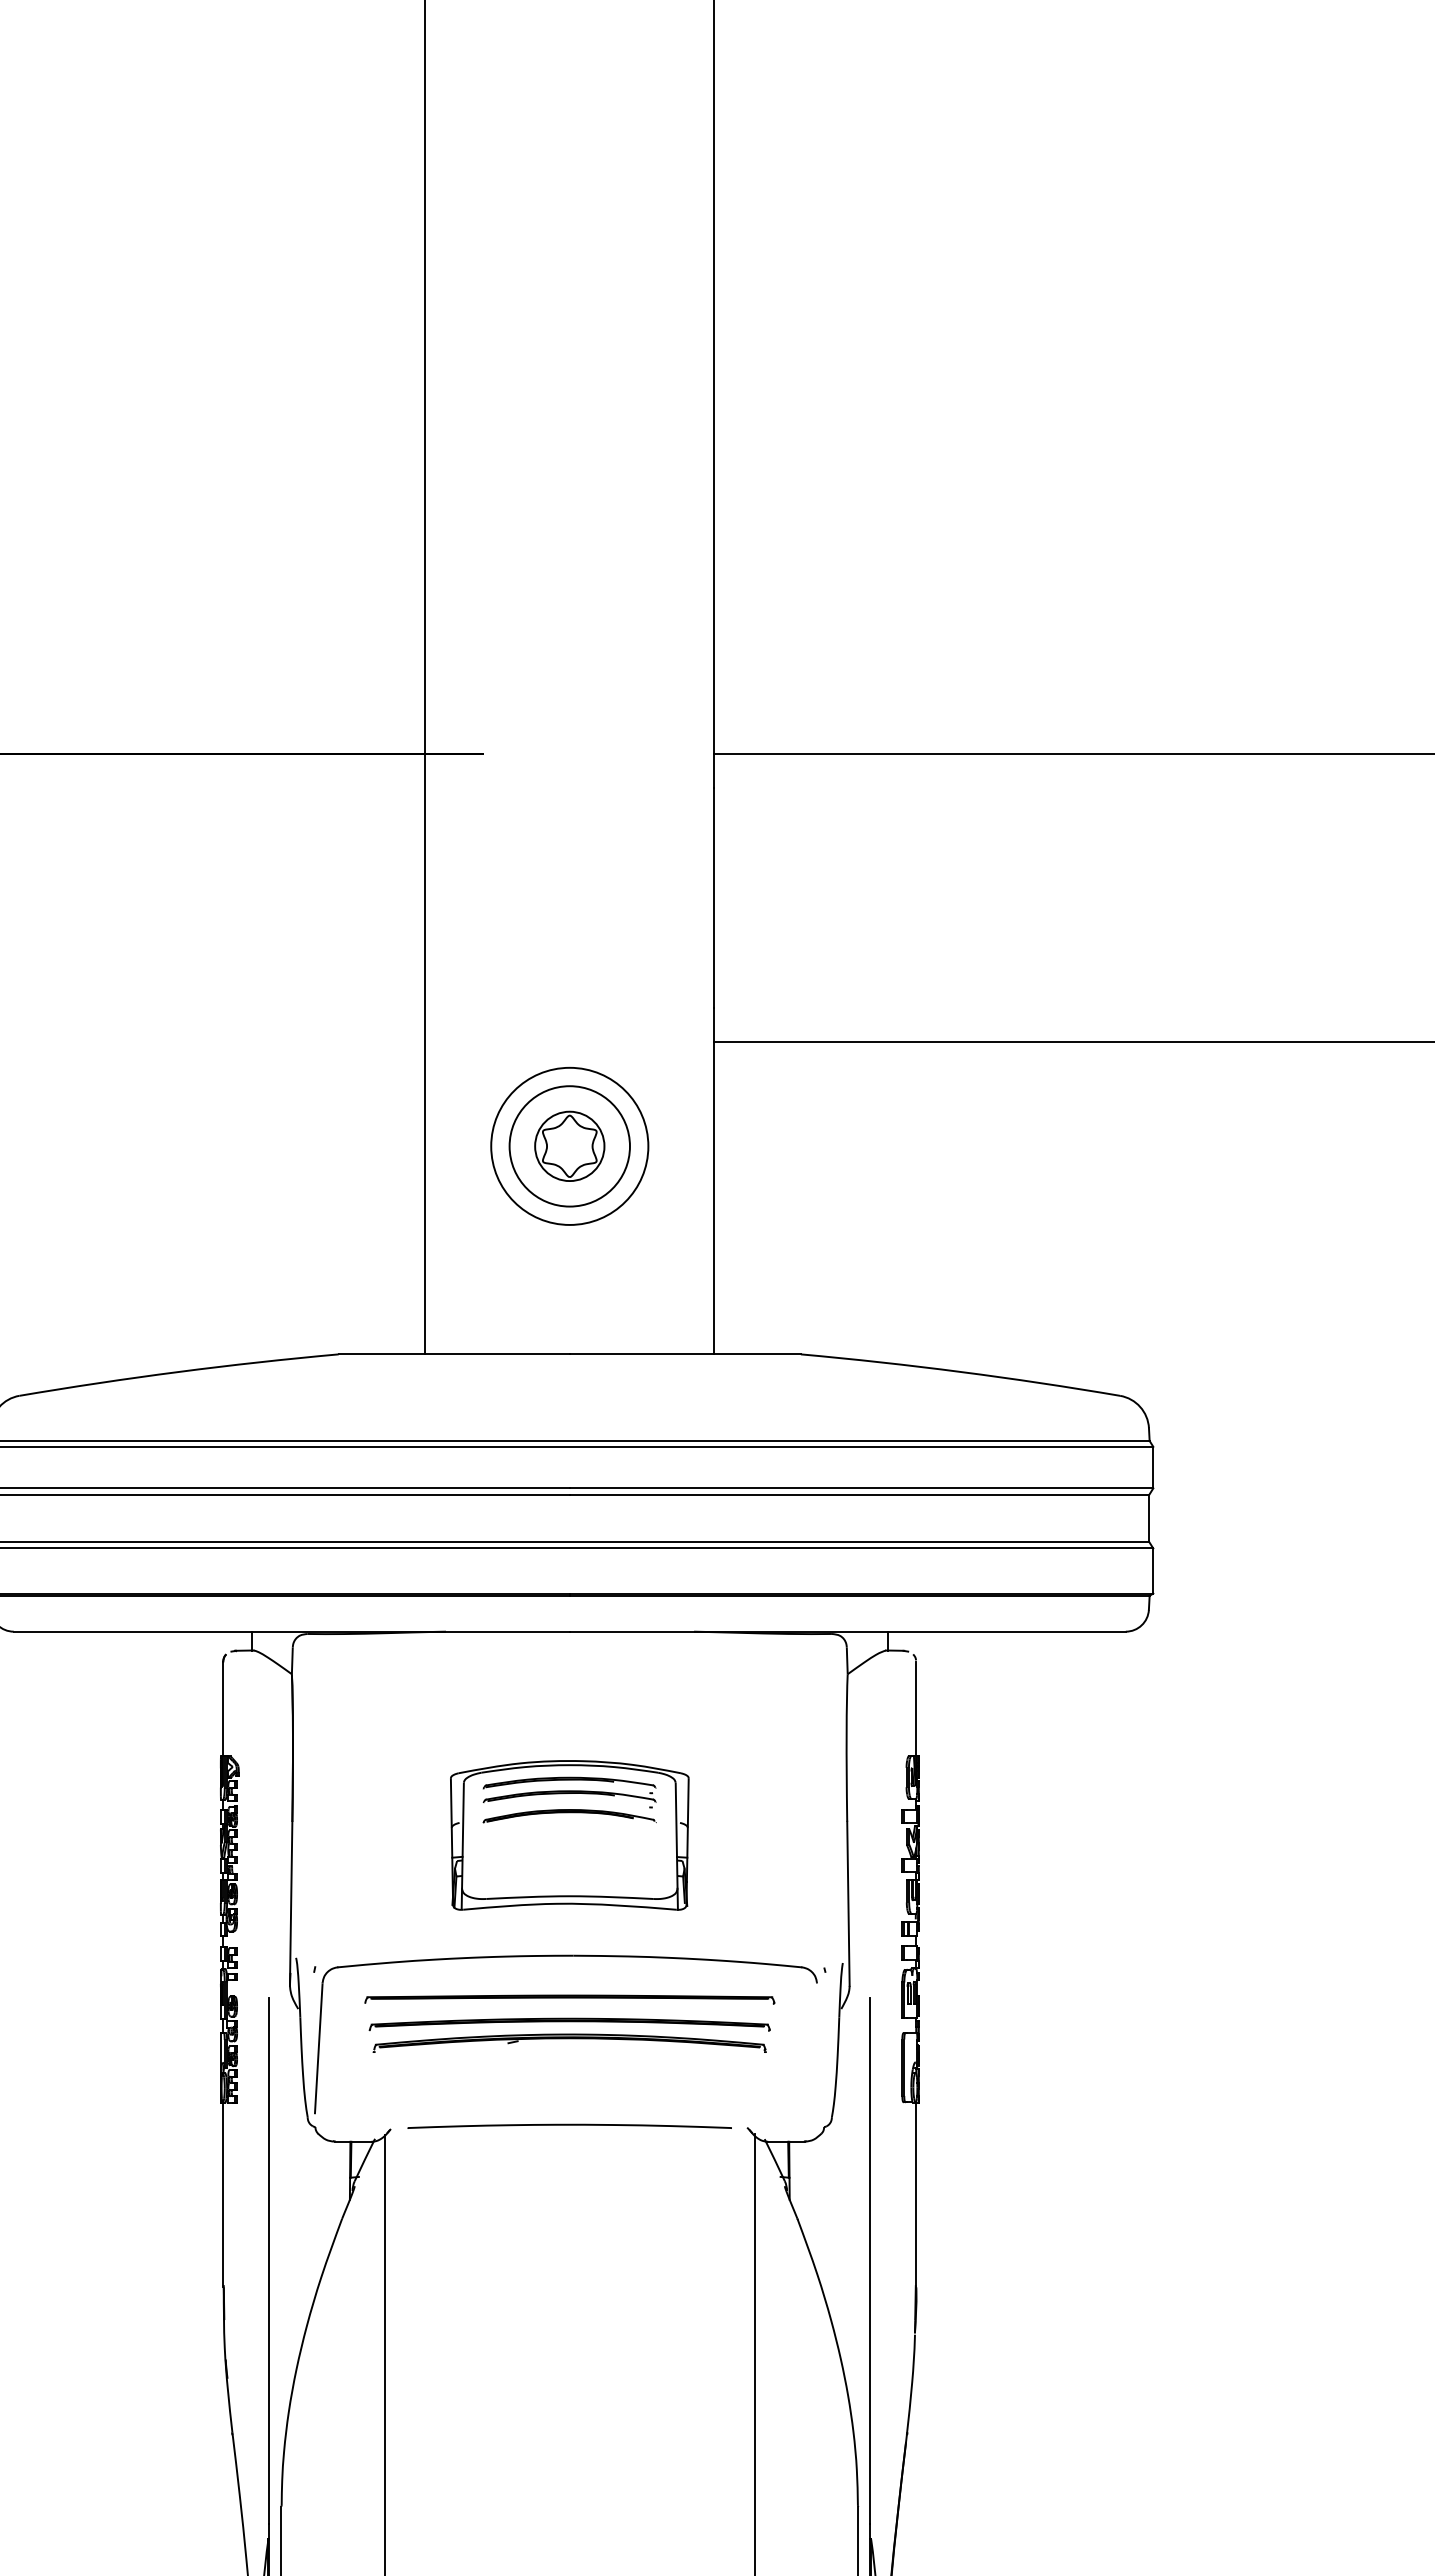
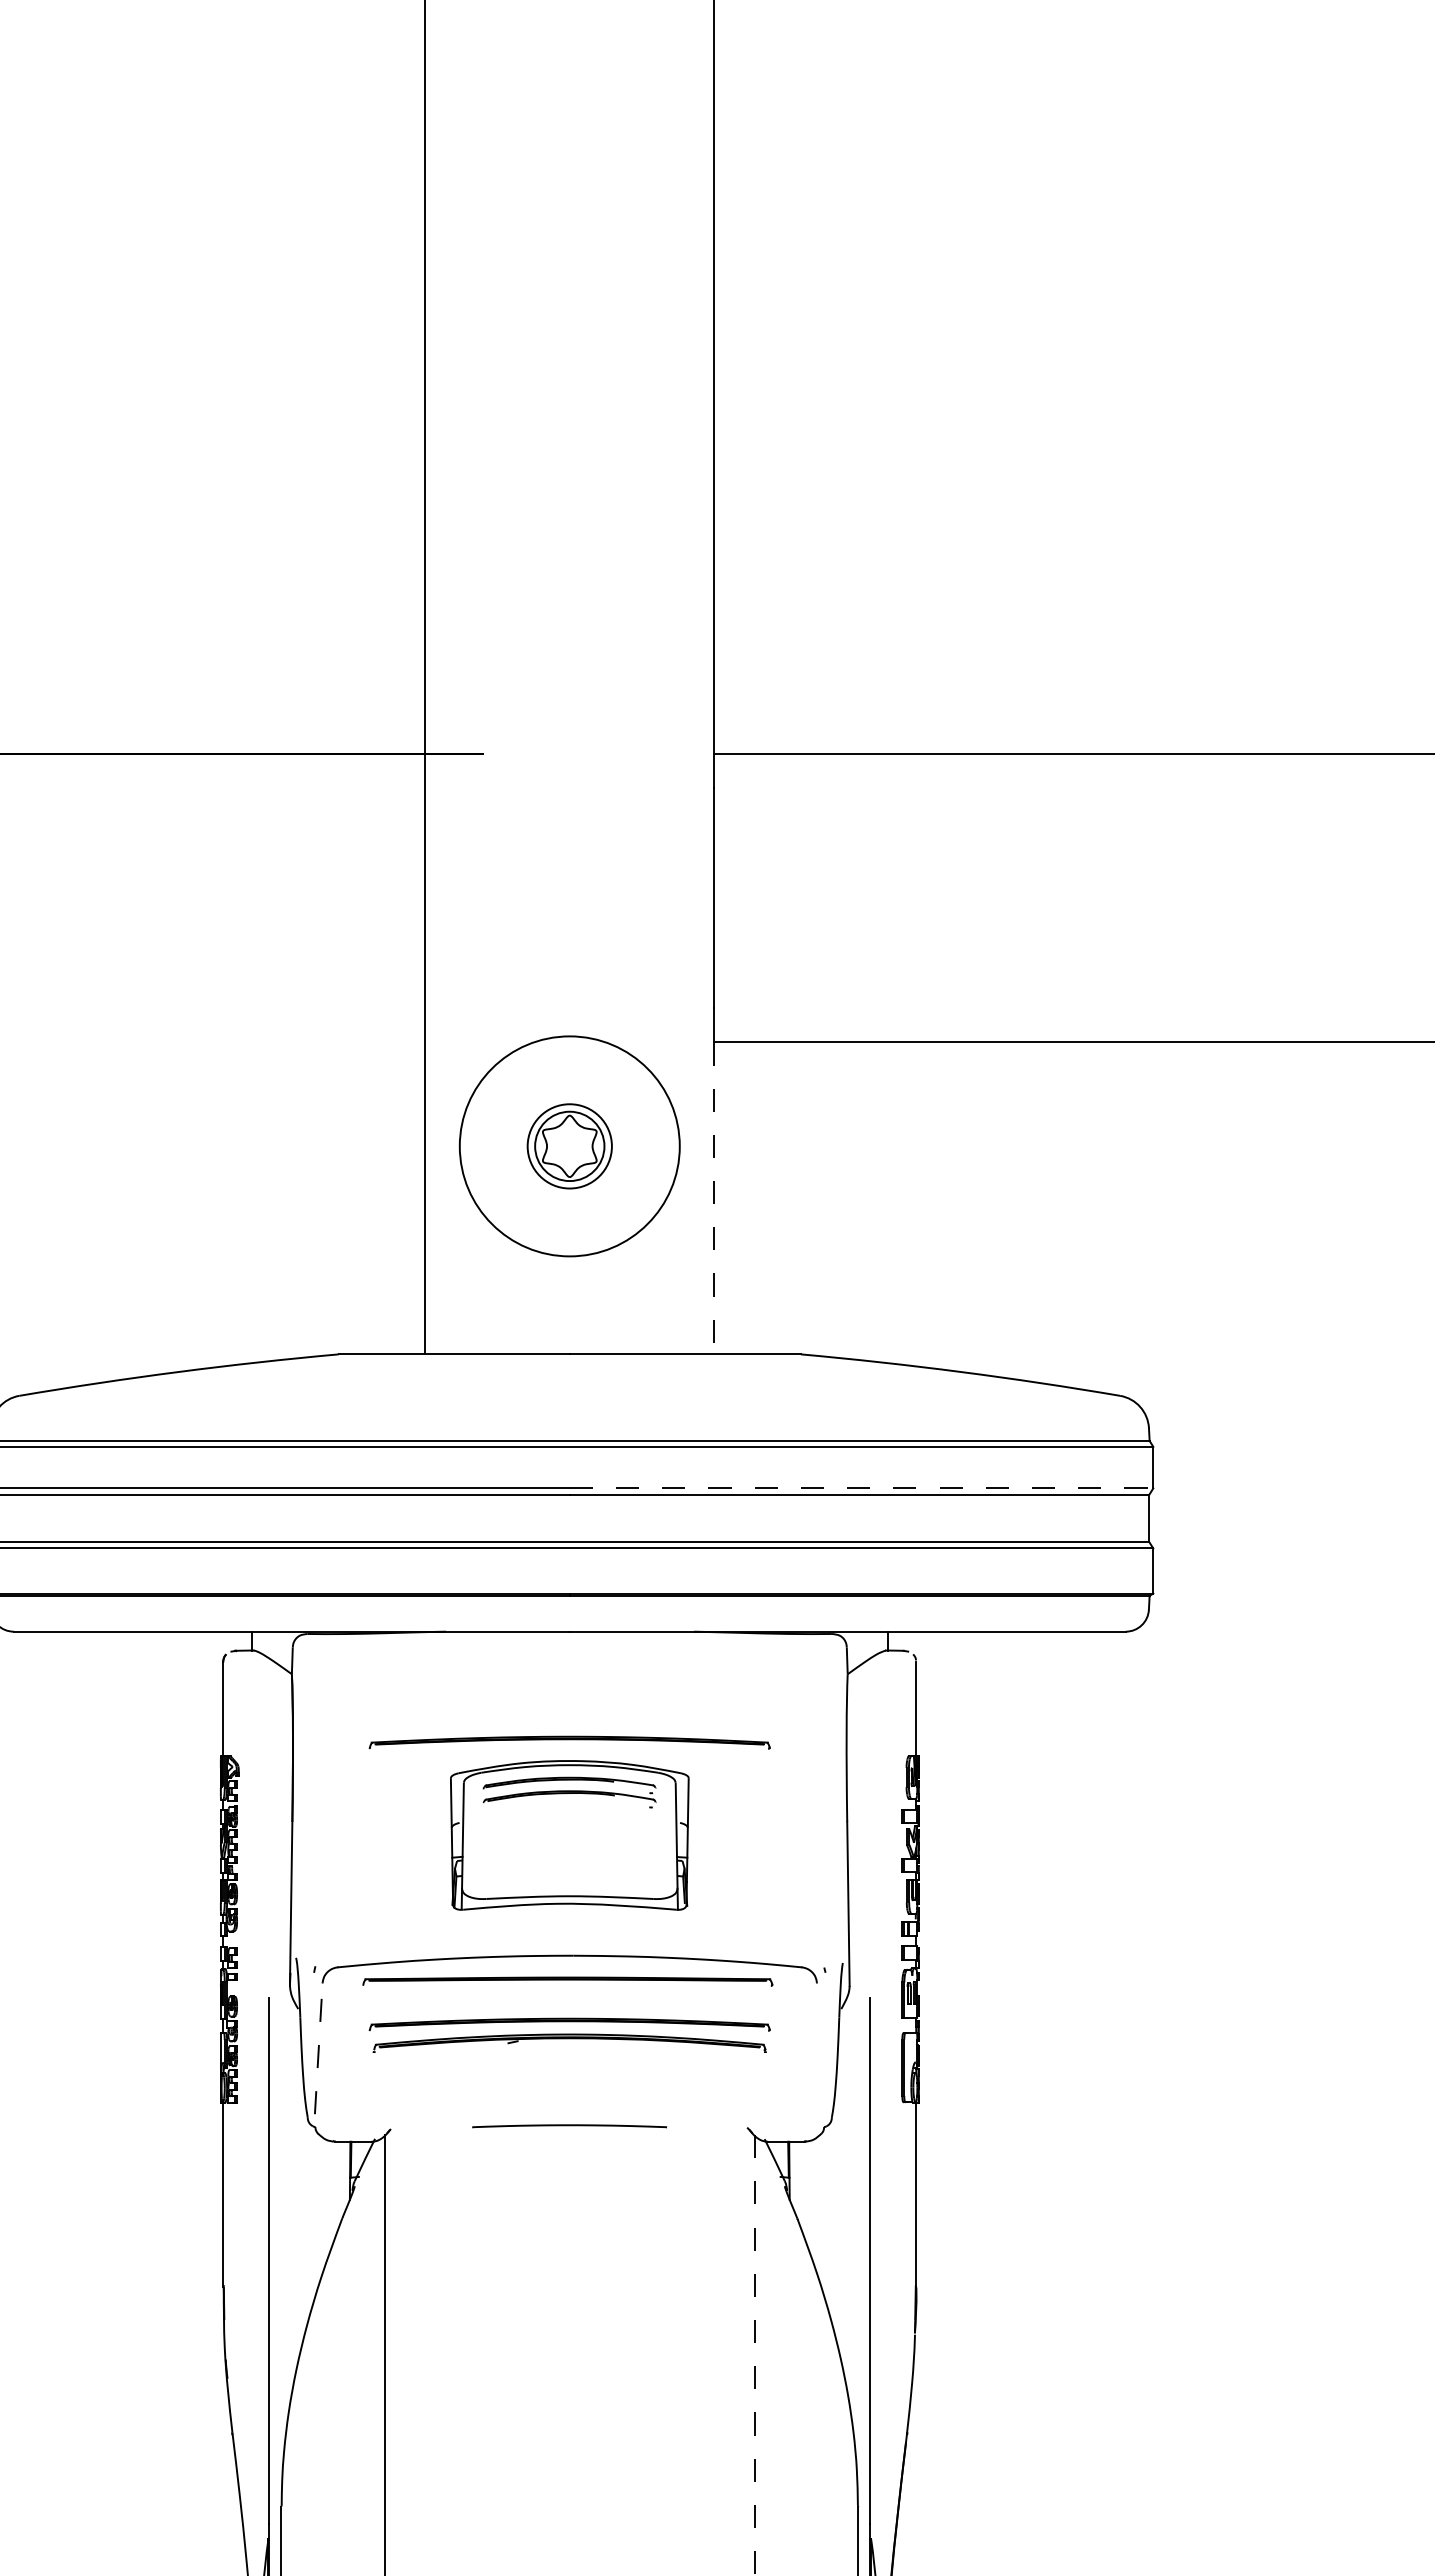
circle diameter: 157 px -> 220 px (569, 1146)
circle diameter: 120 px -> 84 px (569, 1146)
line: solid -> dashed (714, 1198)
line: solid -> dashed (861, 1488)
part: none -> present (569, 1742)
part: present -> none (569, 1816)
part position: (569, 1999) -> (567, 1981) (567, 1981)
line: solid -> dashed (318, 2047)
part size: 325x6 px -> 196x5 px (569, 2126)
line: solid -> dashed (754, 2354)
